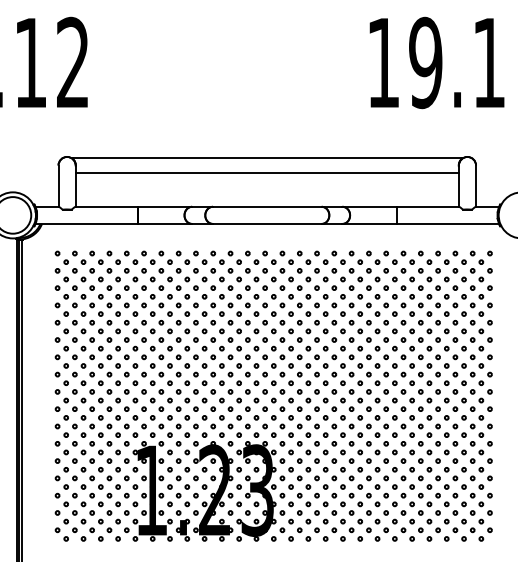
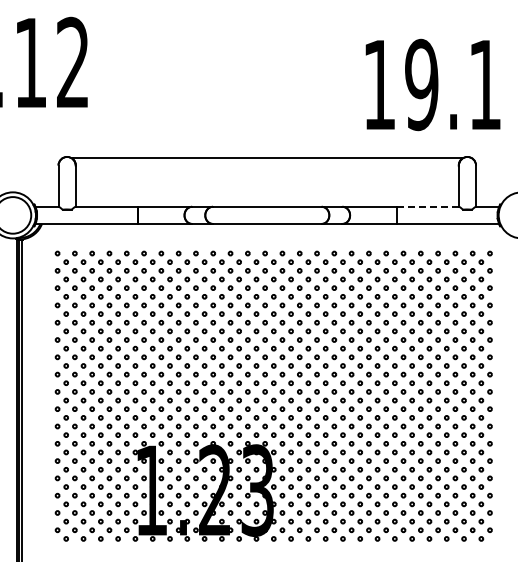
text position: (436, 62) -> (432, 84) (432, 84)
line: present -> none (266, 173)
line: solid -> dashed (427, 206)
